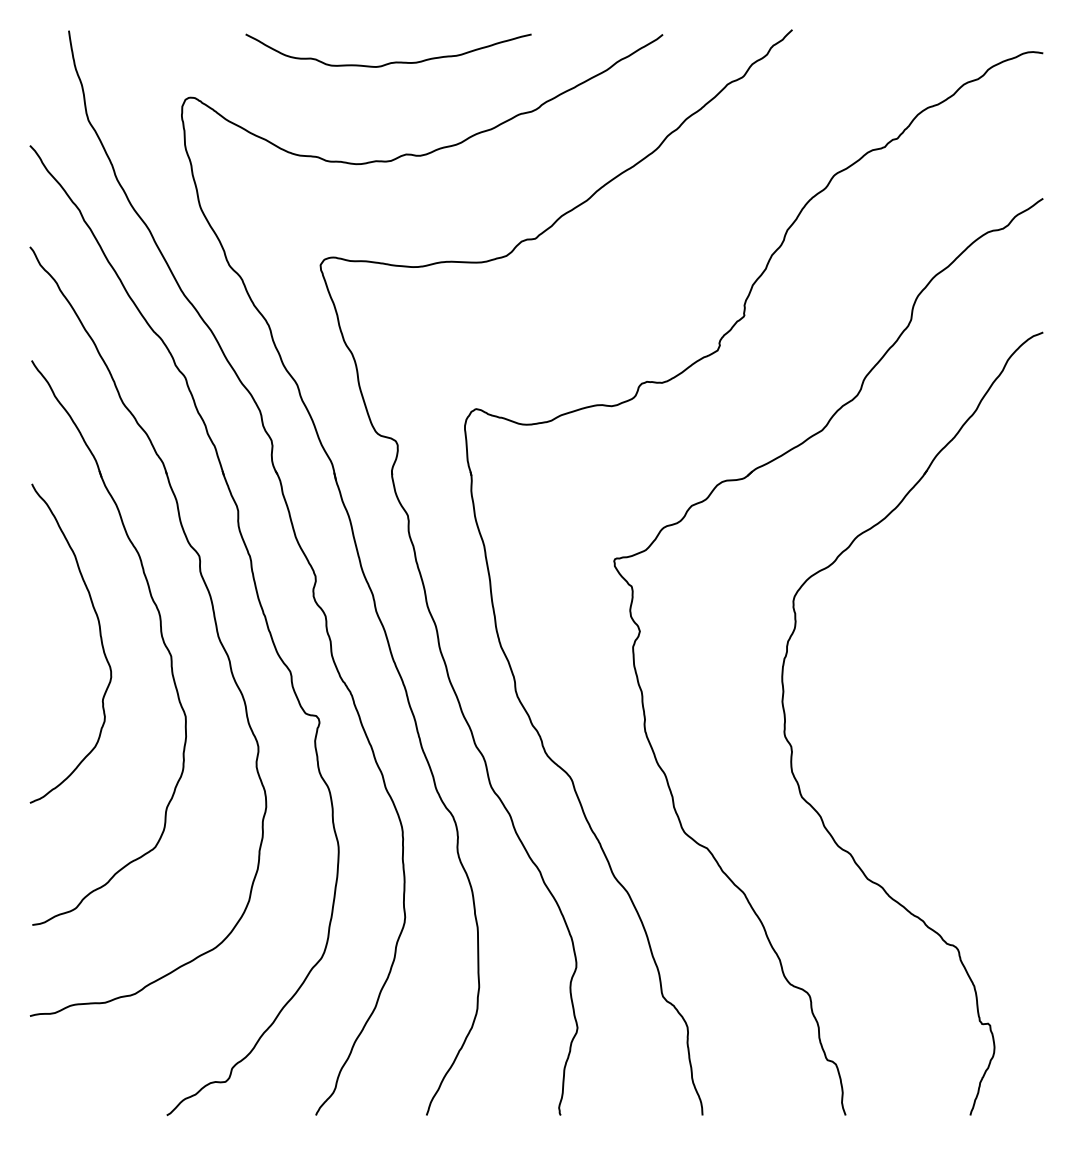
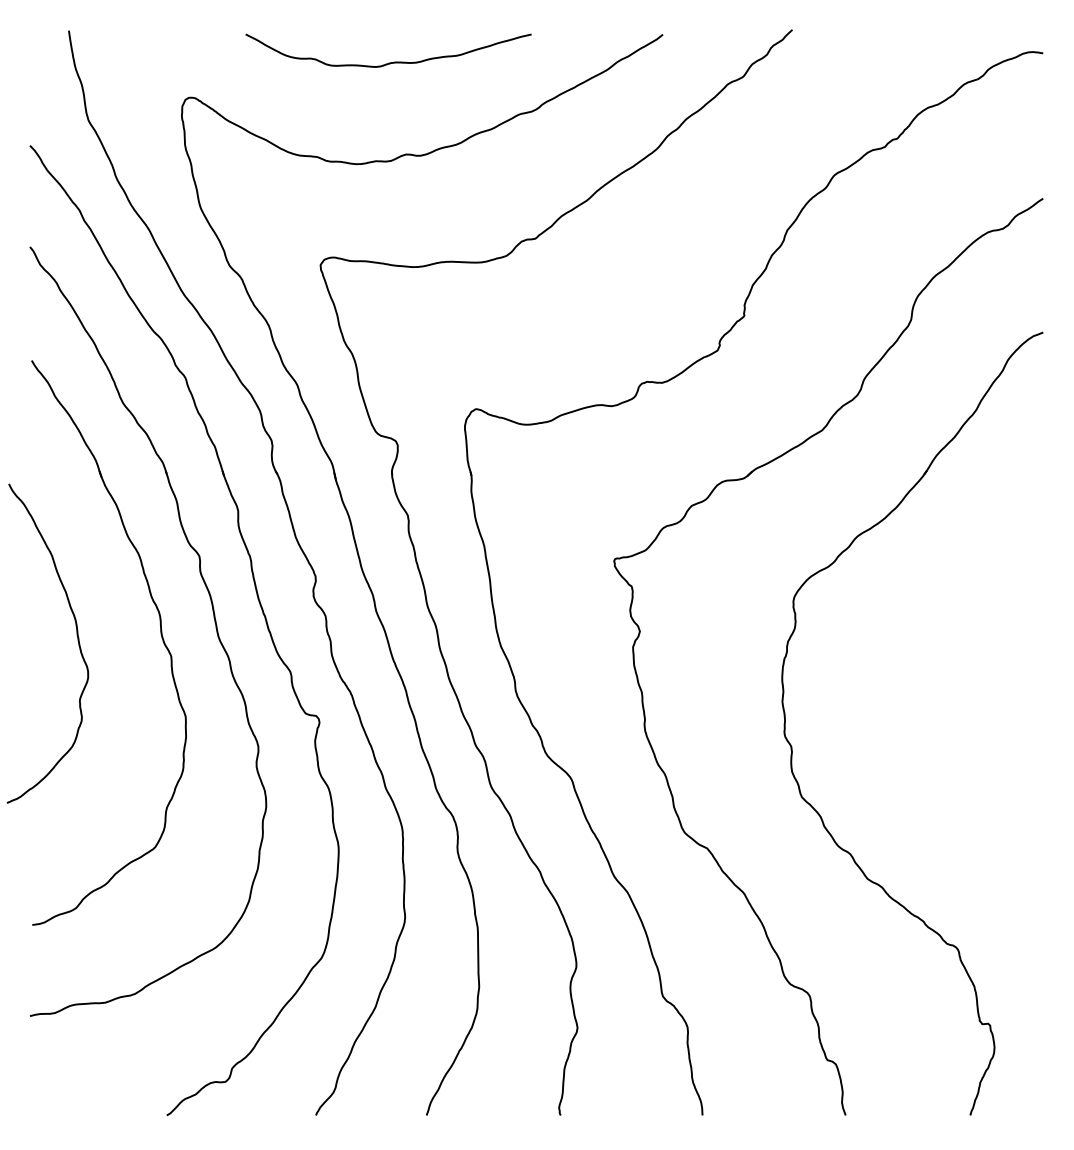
curve position: (100, 641) -> (77, 641) (77, 641)
